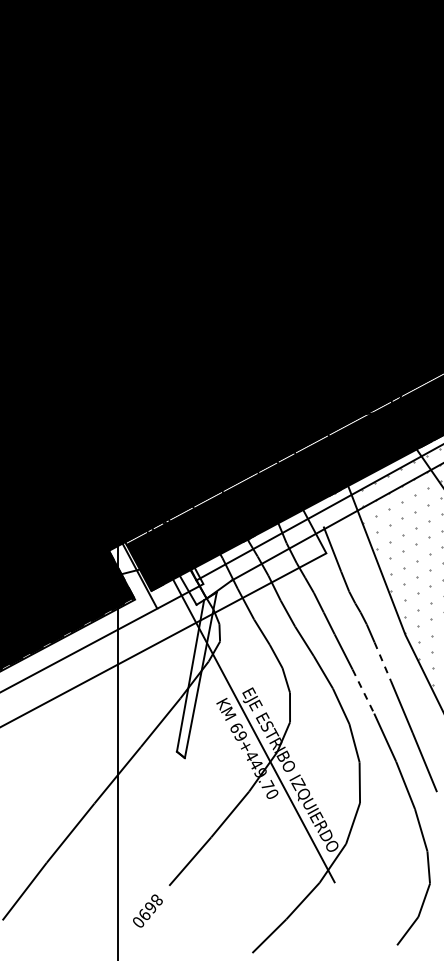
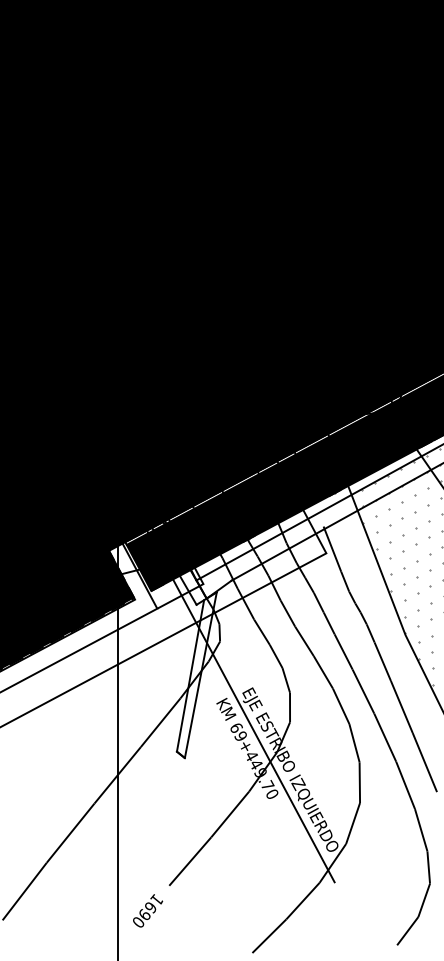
line: dashed -> solid (382, 661)
line: dashed -> solid (363, 691)
text: 8690 -> 1690 (156, 899)
